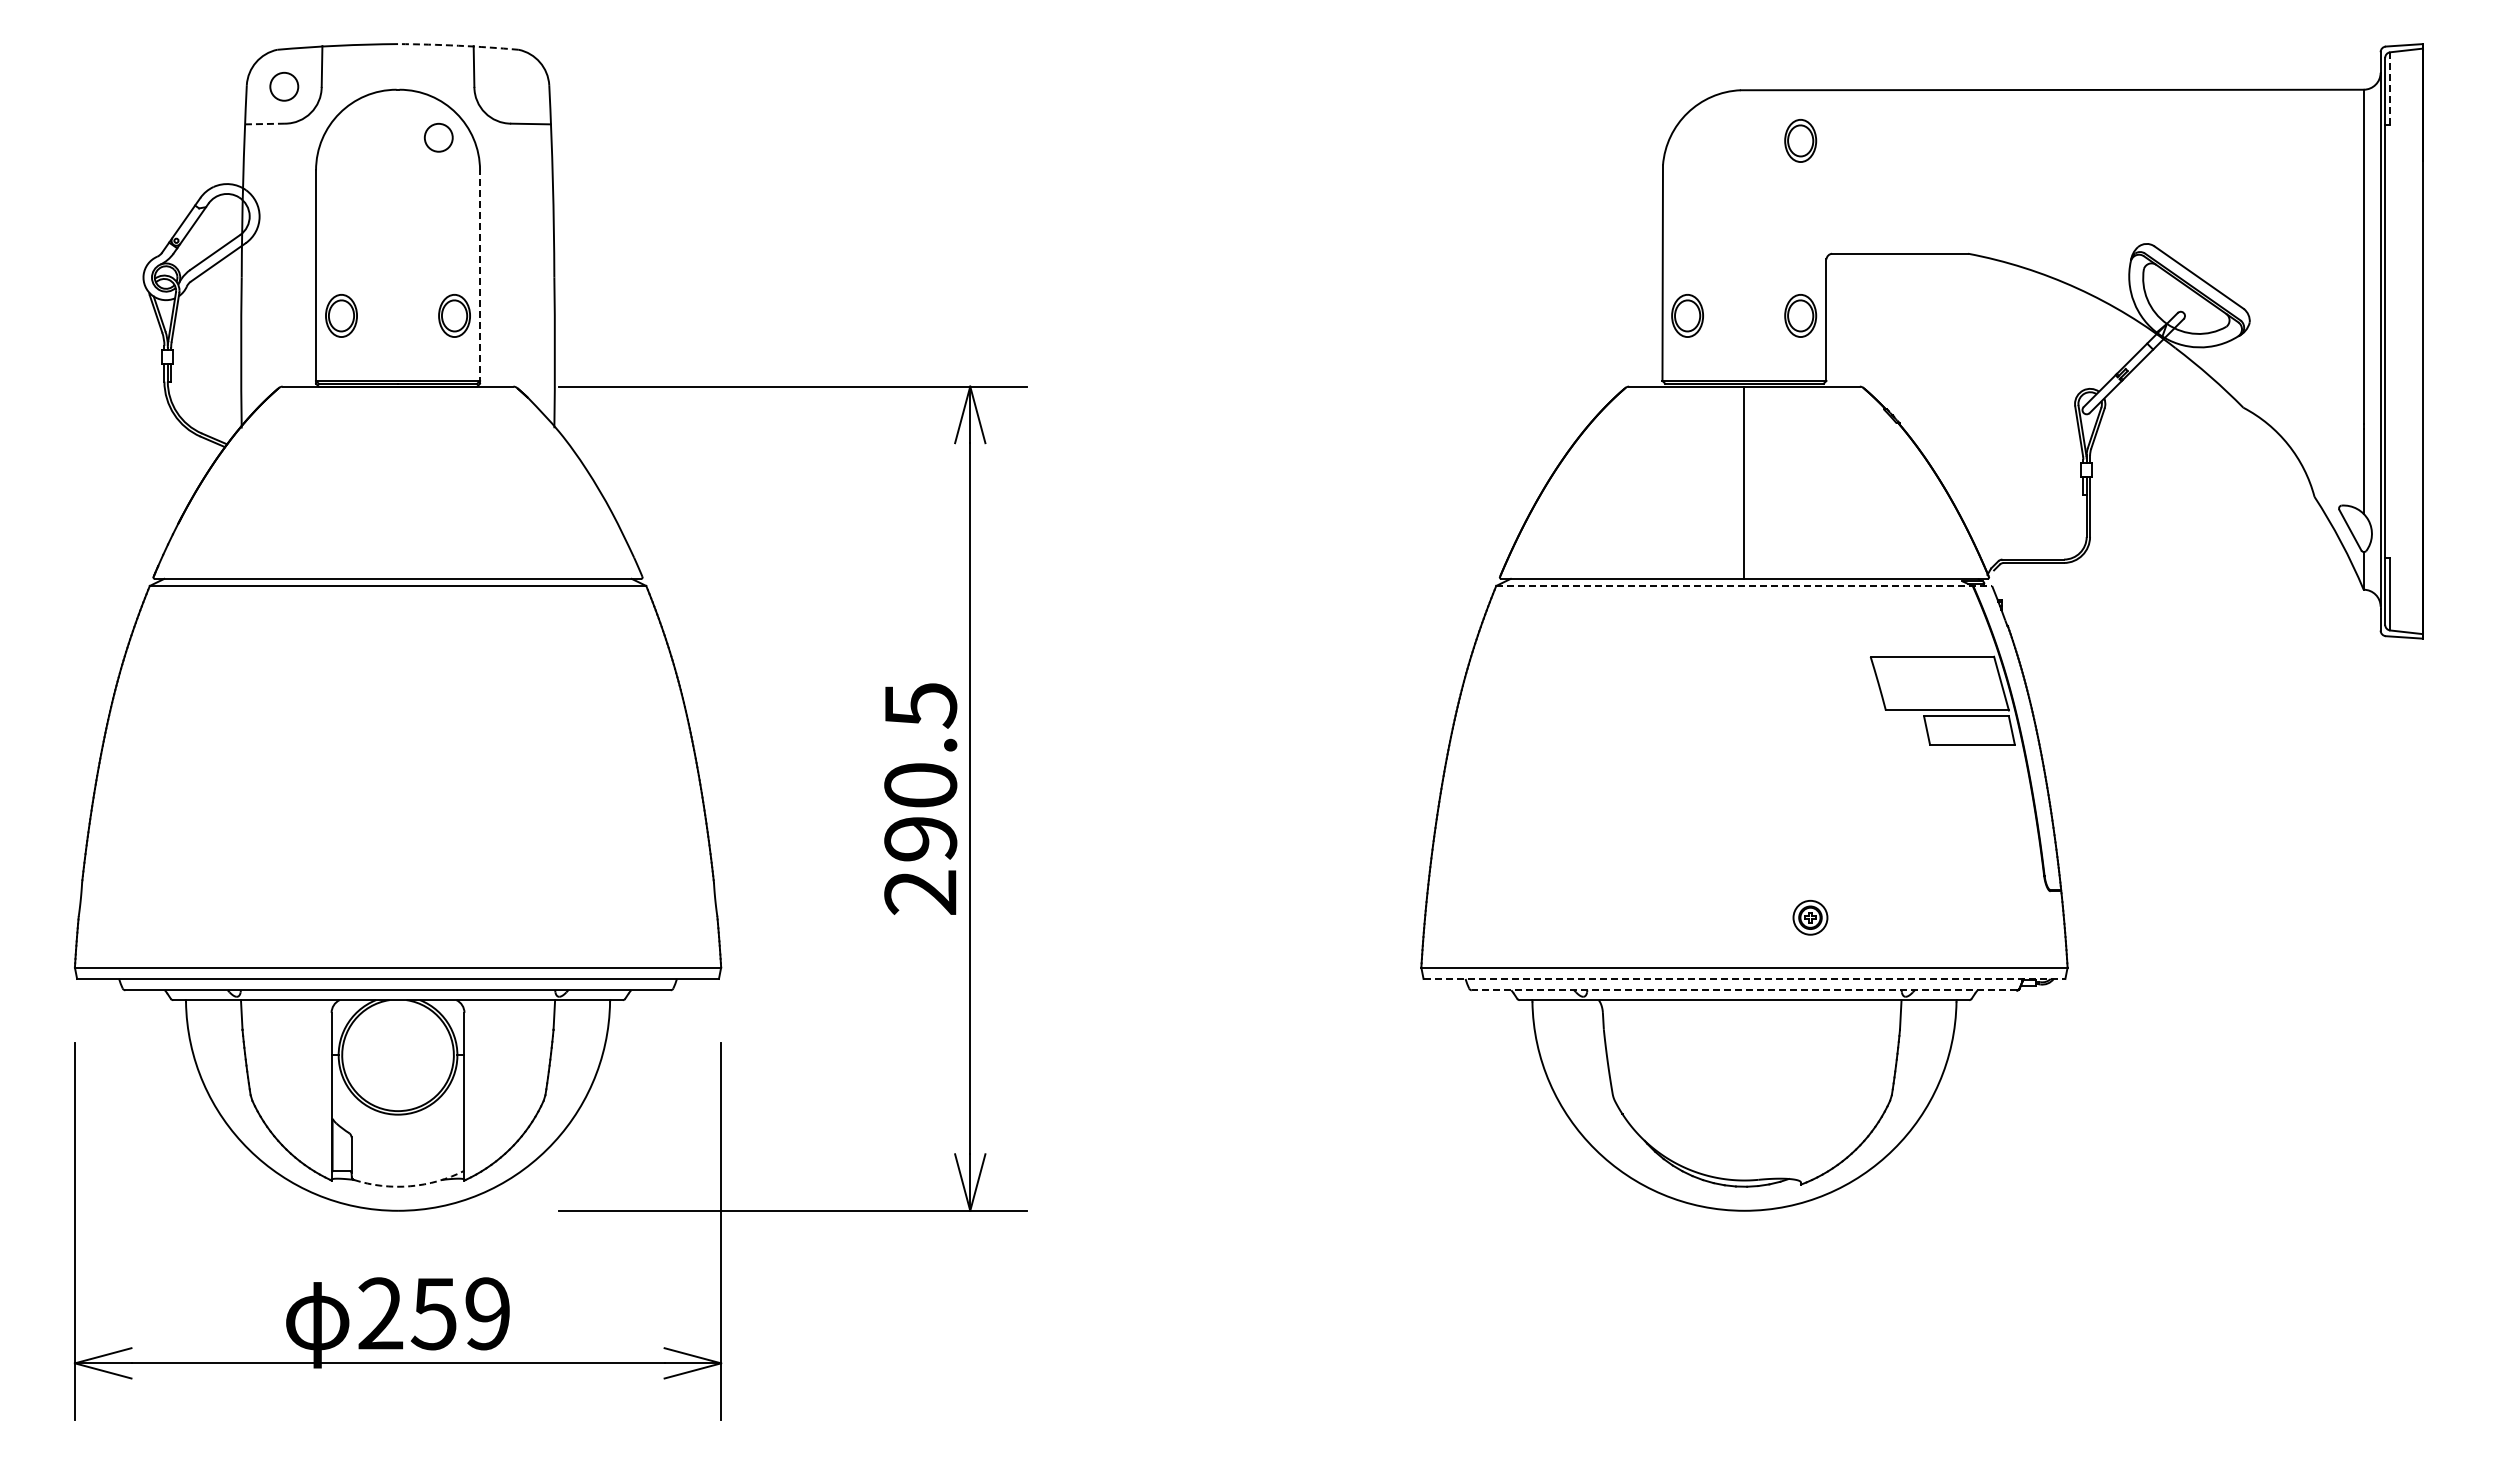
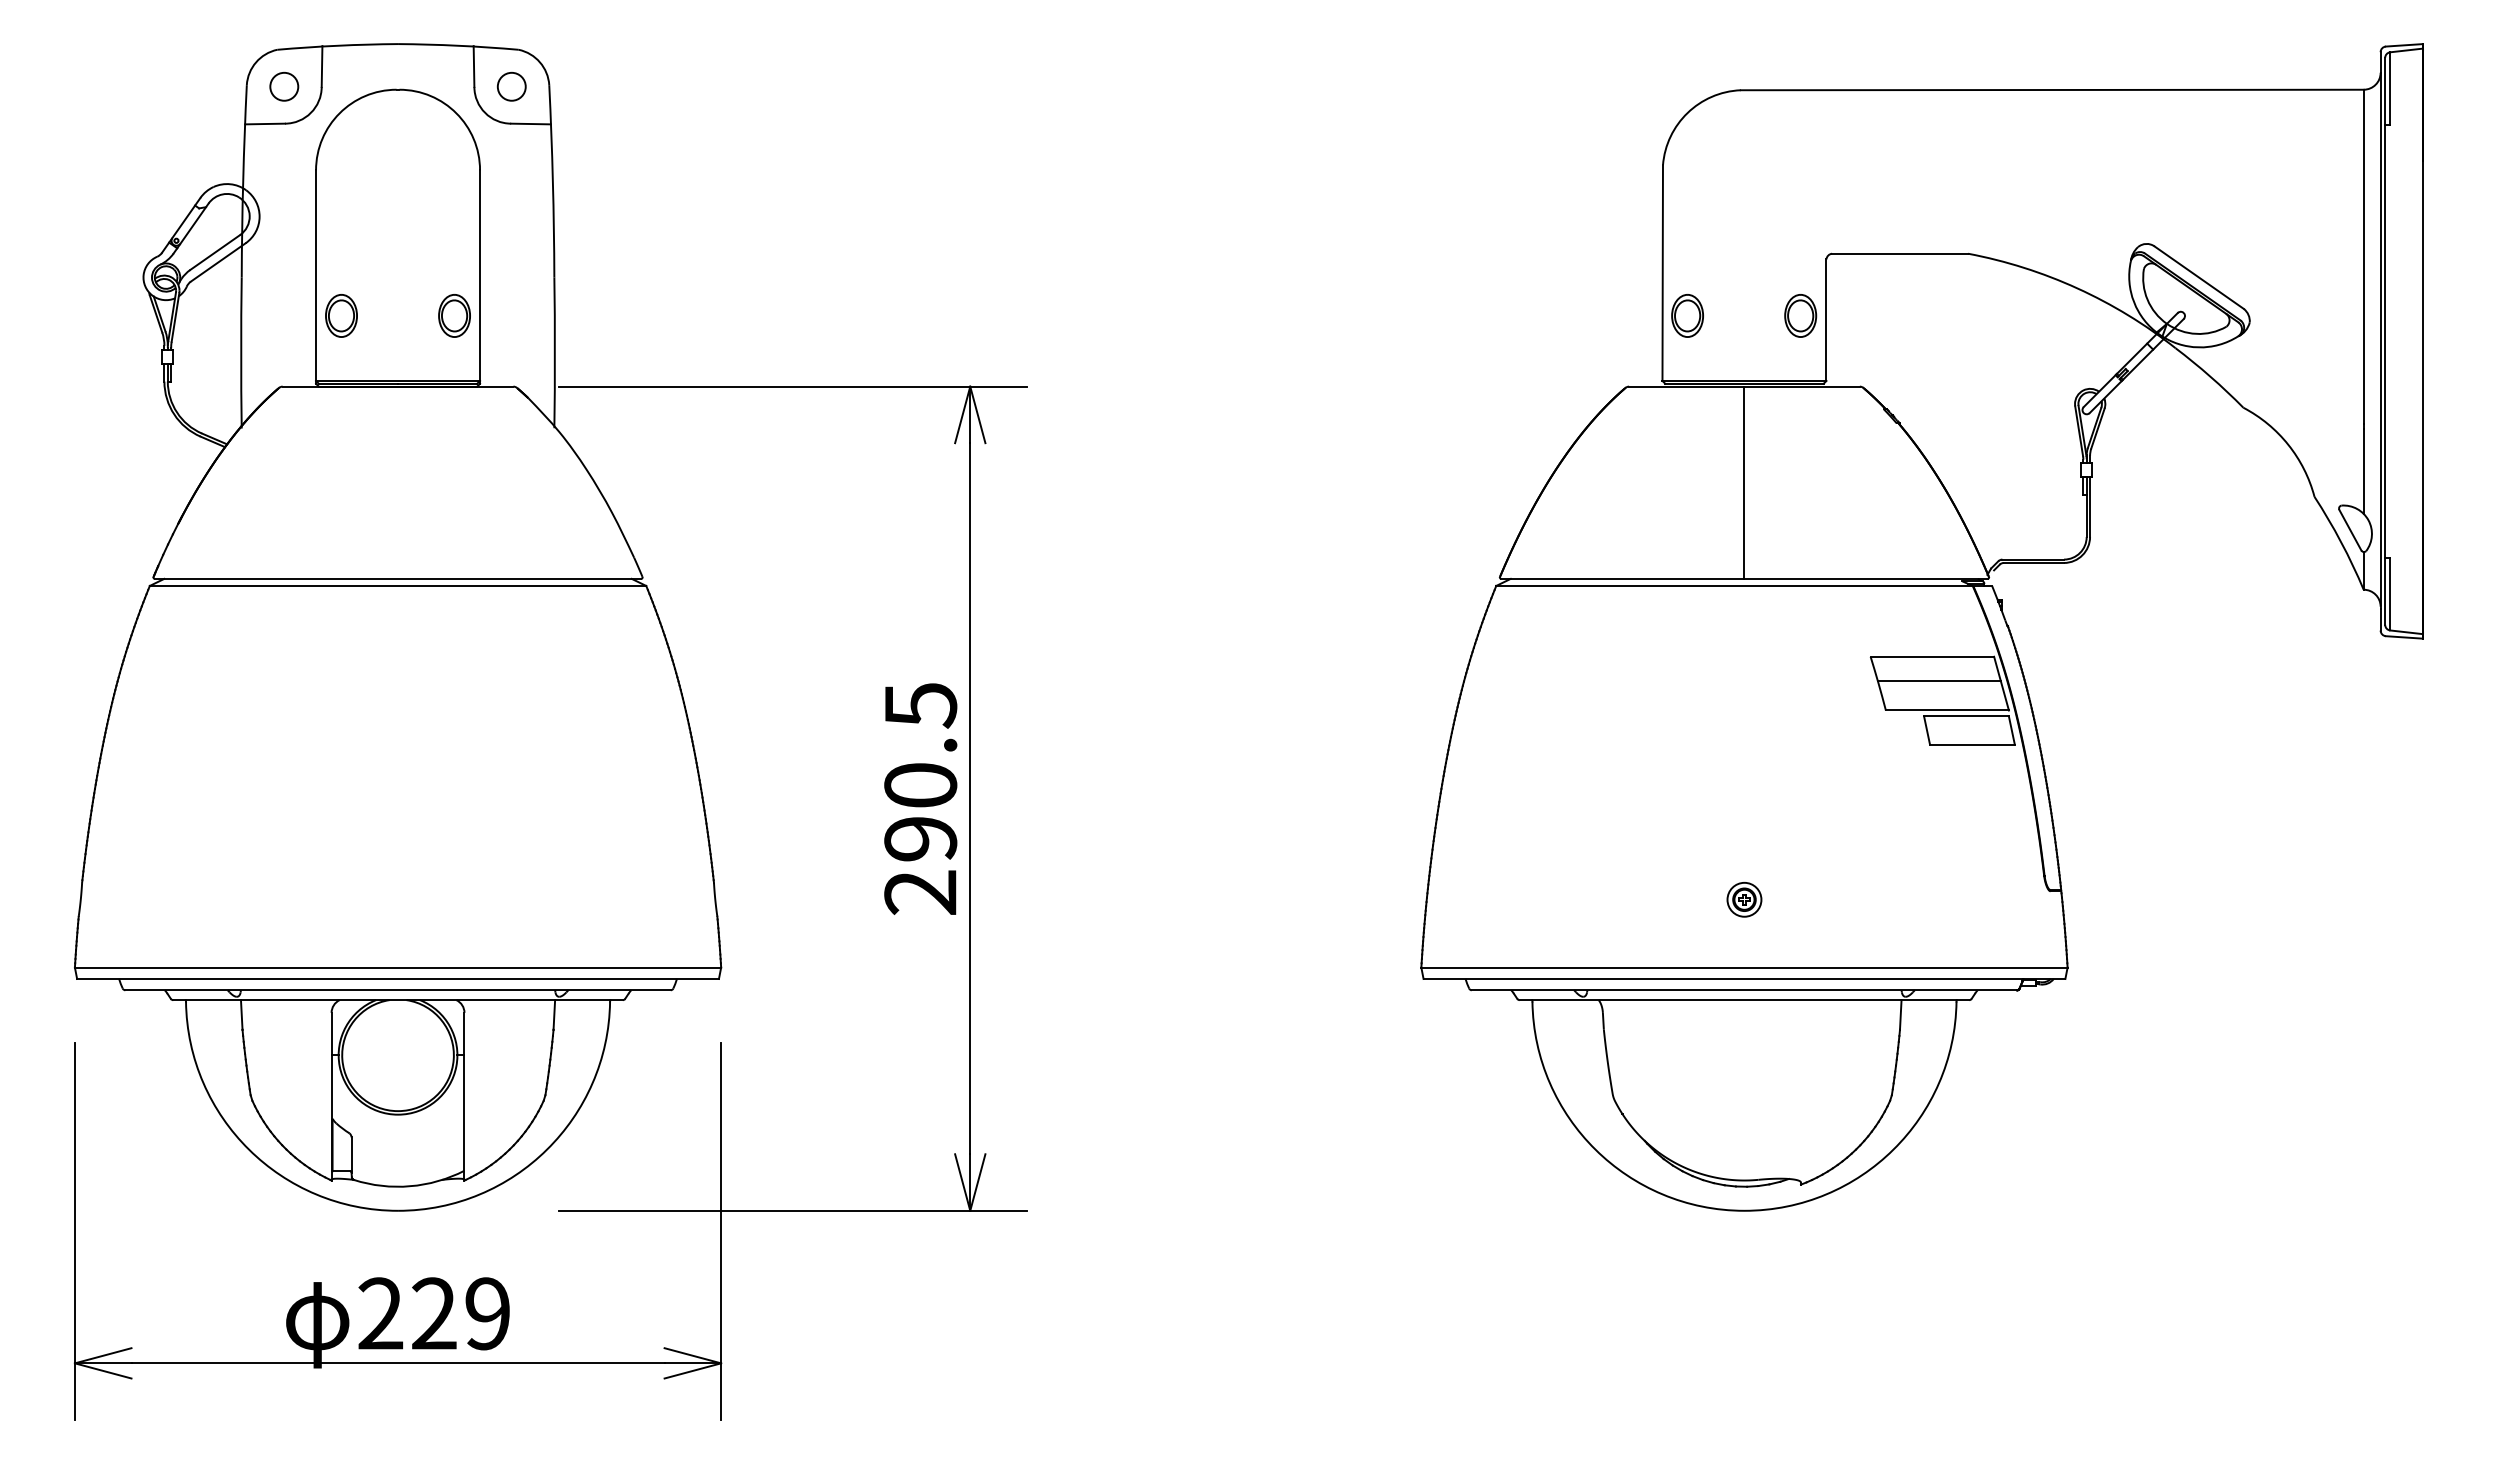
arc: dashed -> solid (458, 45)
line: dashed -> solid (2390, 89)
line: dashed -> solid (265, 124)
circle position: (438, 137) -> (511, 86) (511, 86)
part: present -> none (1800, 140)
line: dashed -> solid (480, 277)
line: dashed -> solid (1744, 585)
line: none -> present (1938, 680)
part position: (1810, 917) -> (1744, 899) (1744, 899)
line: dashed -> solid (1744, 978)
line: dashed -> solid (1744, 990)
arc: dashed -> solid (410, 1186)
text: 259 -> 229 (433, 1313)
